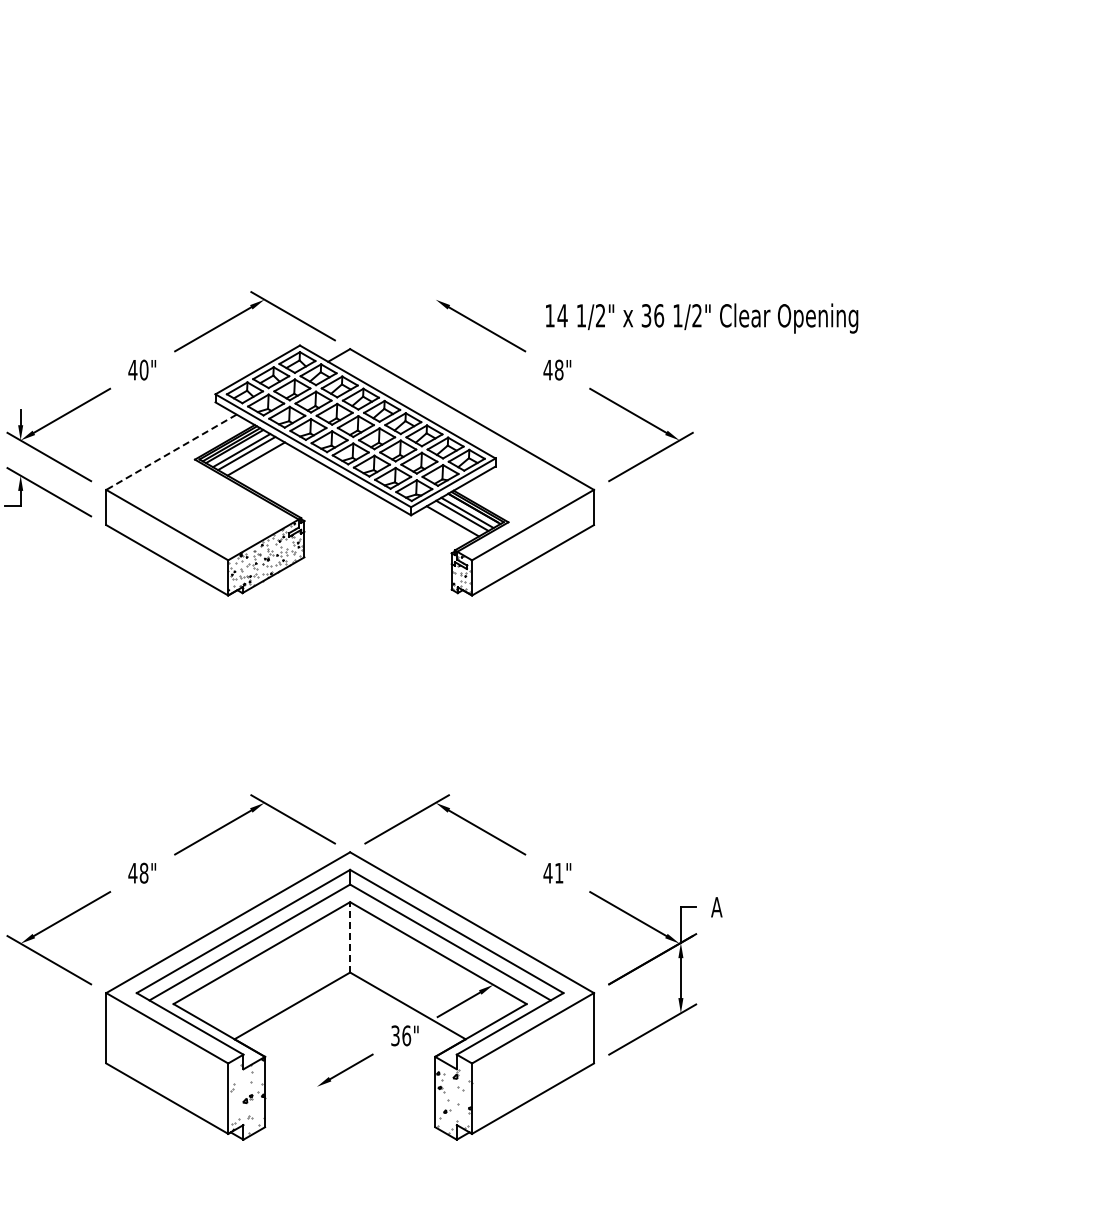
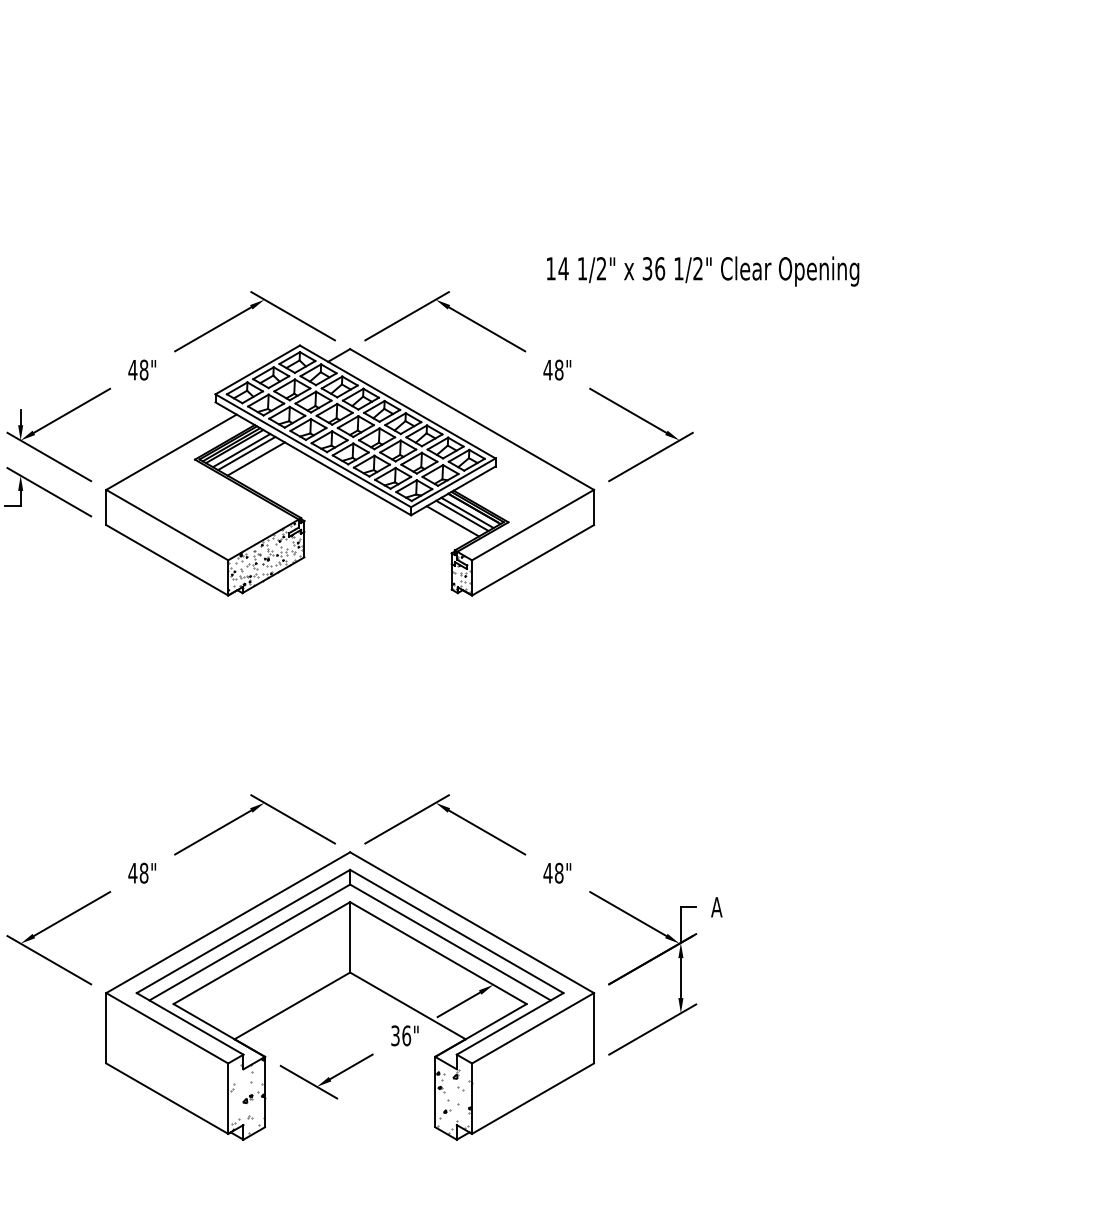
line: none -> present (406, 316)
text position: (702, 318) -> (703, 271) (703, 271)
text: 40" -> 48" (143, 370)
line: dashed -> solid (171, 452)
text: 41" -> 48" (558, 872)
line: dashed -> solid (350, 936)
line: none -> present (308, 1081)
